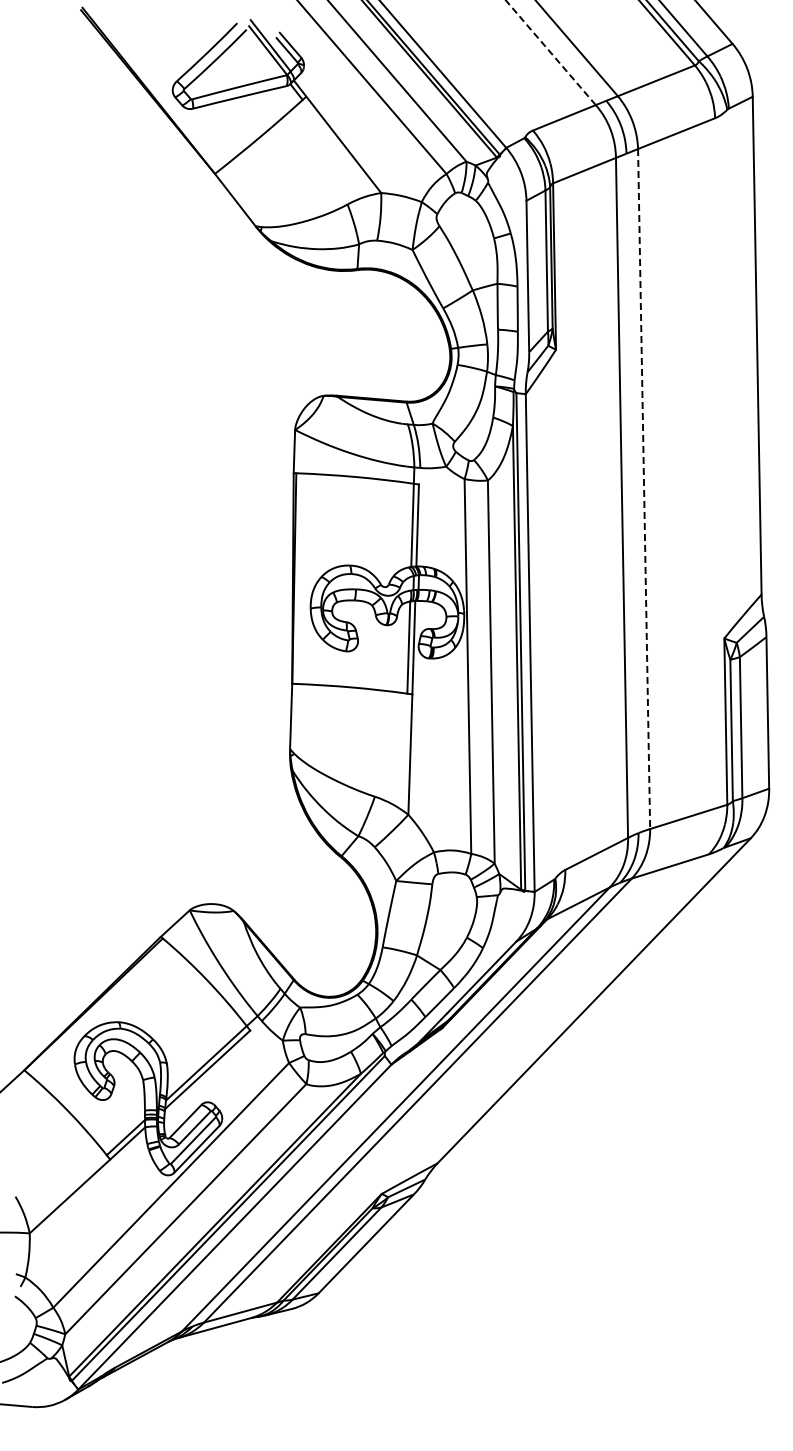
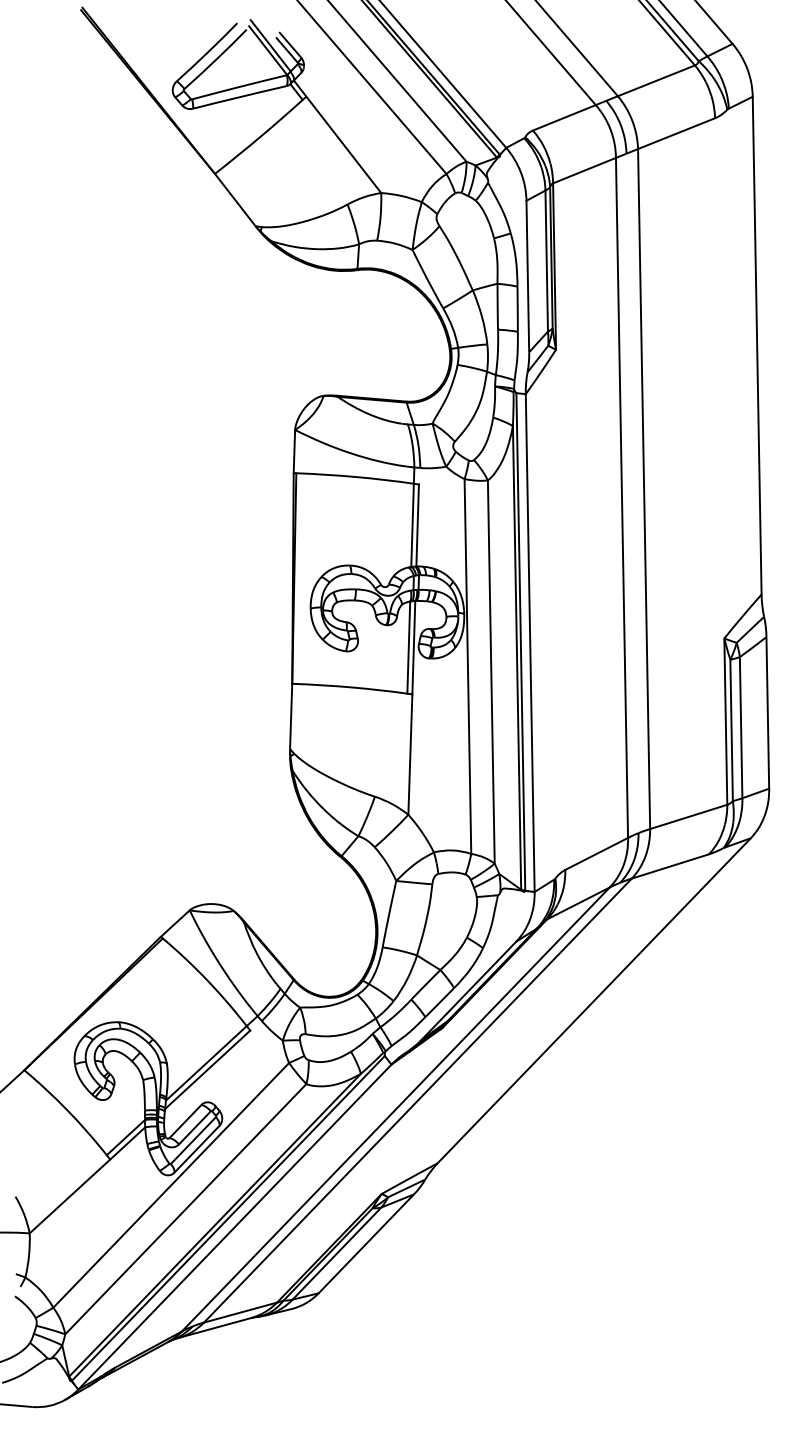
line: dashed -> solid (550, 52)
line: dashed -> solid (644, 489)
